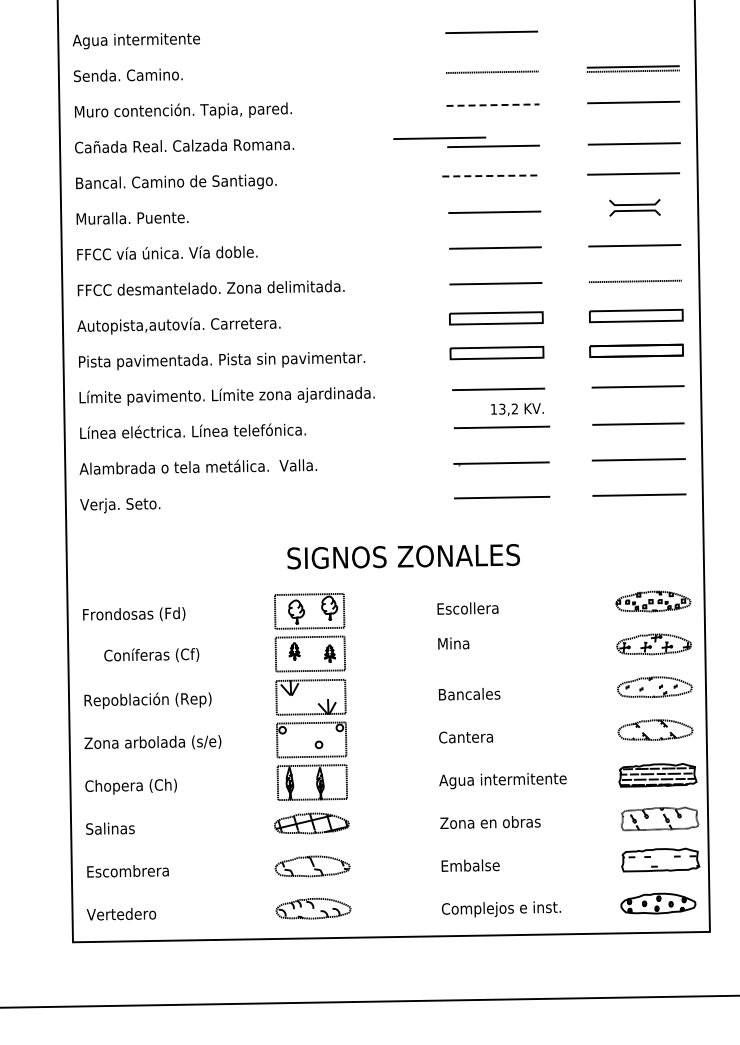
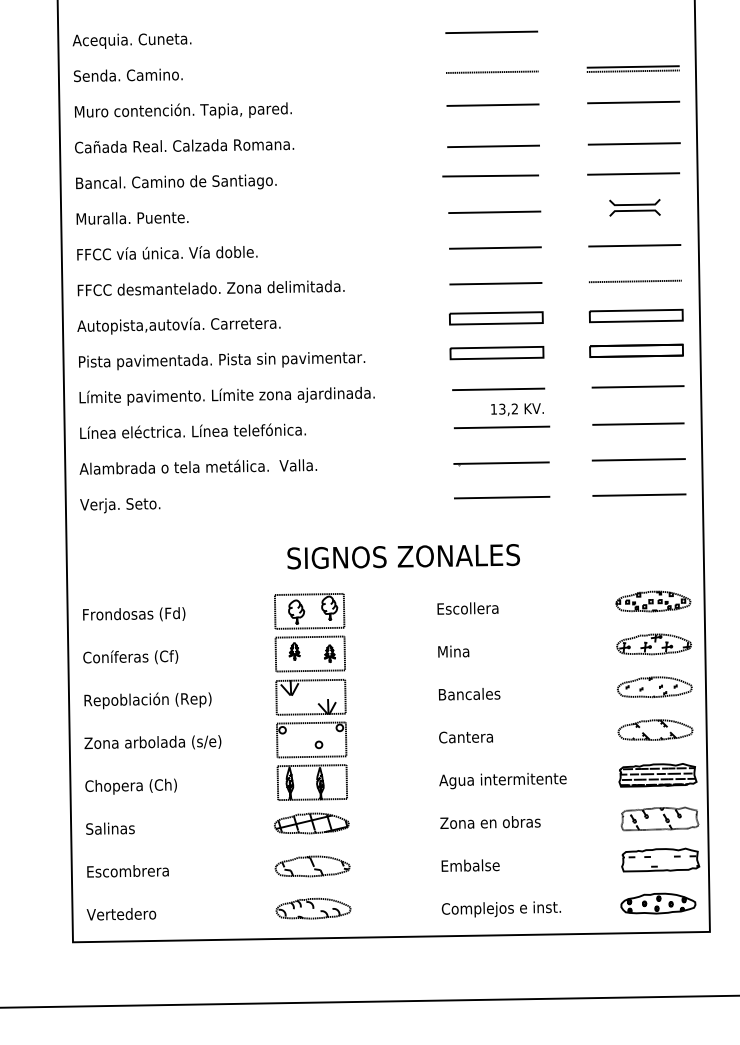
text: Agua intermitente -> Acequia. Cuneta. (141, 41)
line: dashed -> solid (493, 105)
line: present -> none (439, 137)
line: dashed -> solid (491, 175)
text position: (453, 643) -> (453, 651) (453, 651)
text position: (151, 655) -> (130, 657) (130, 657)
